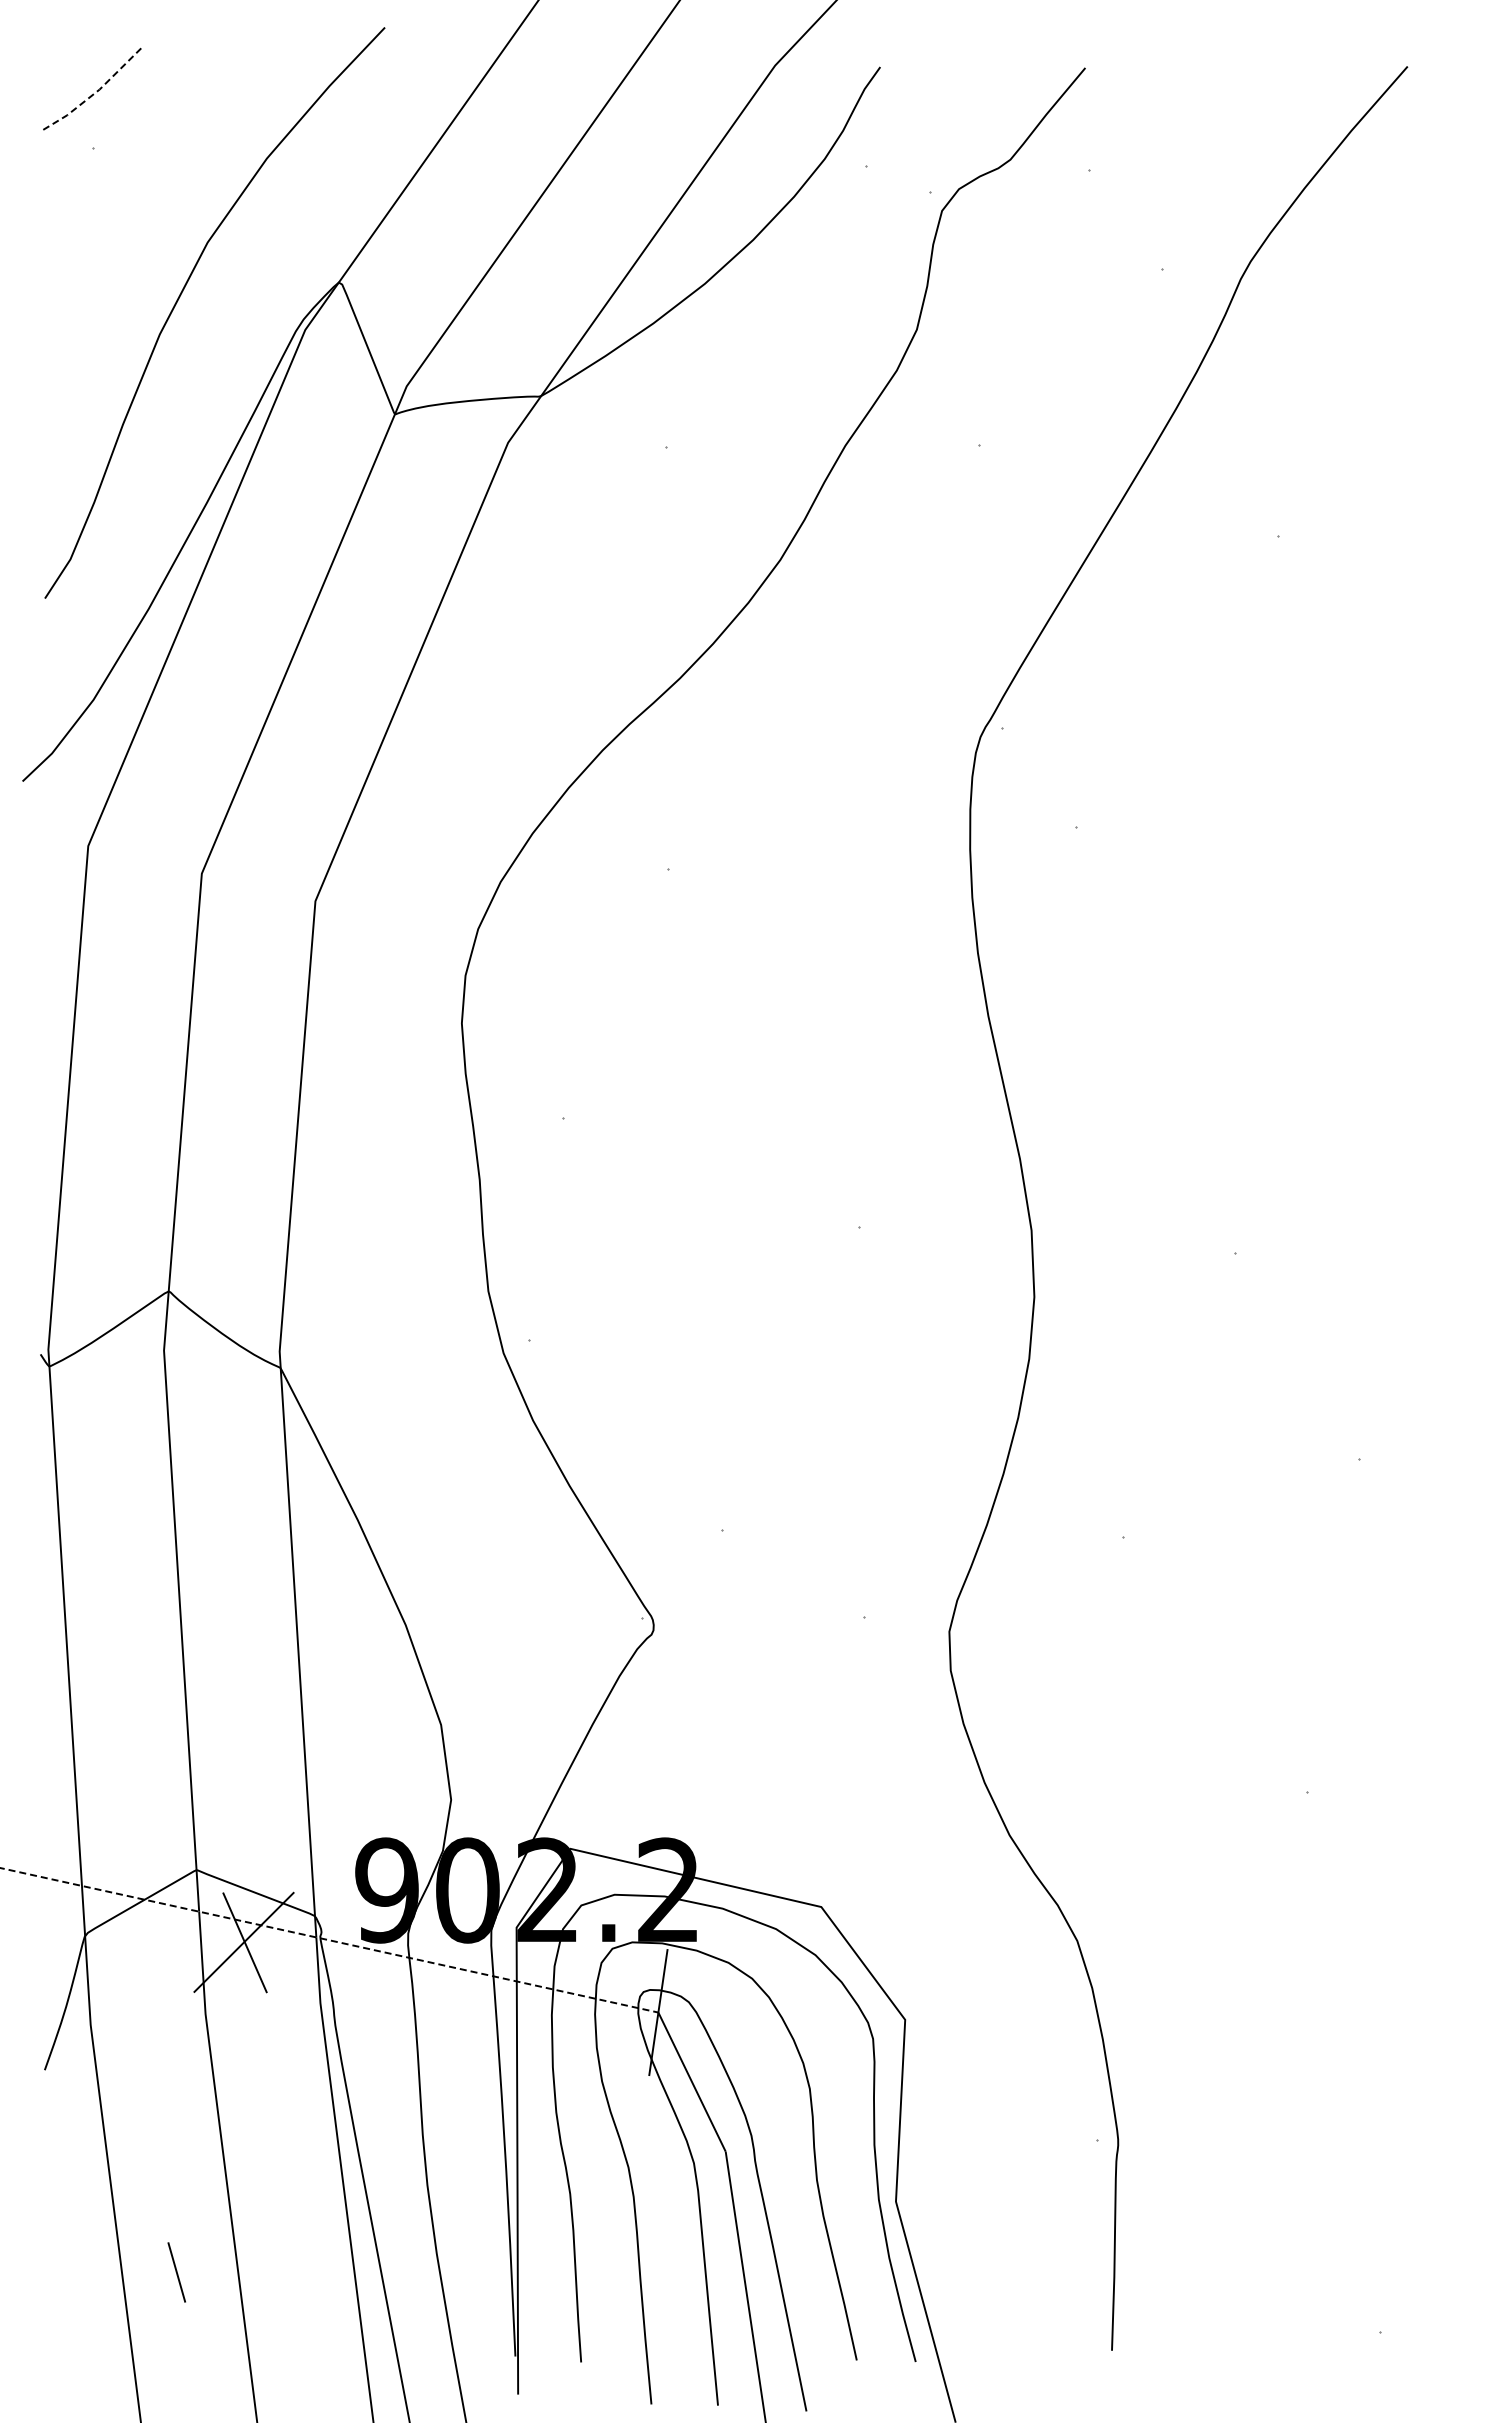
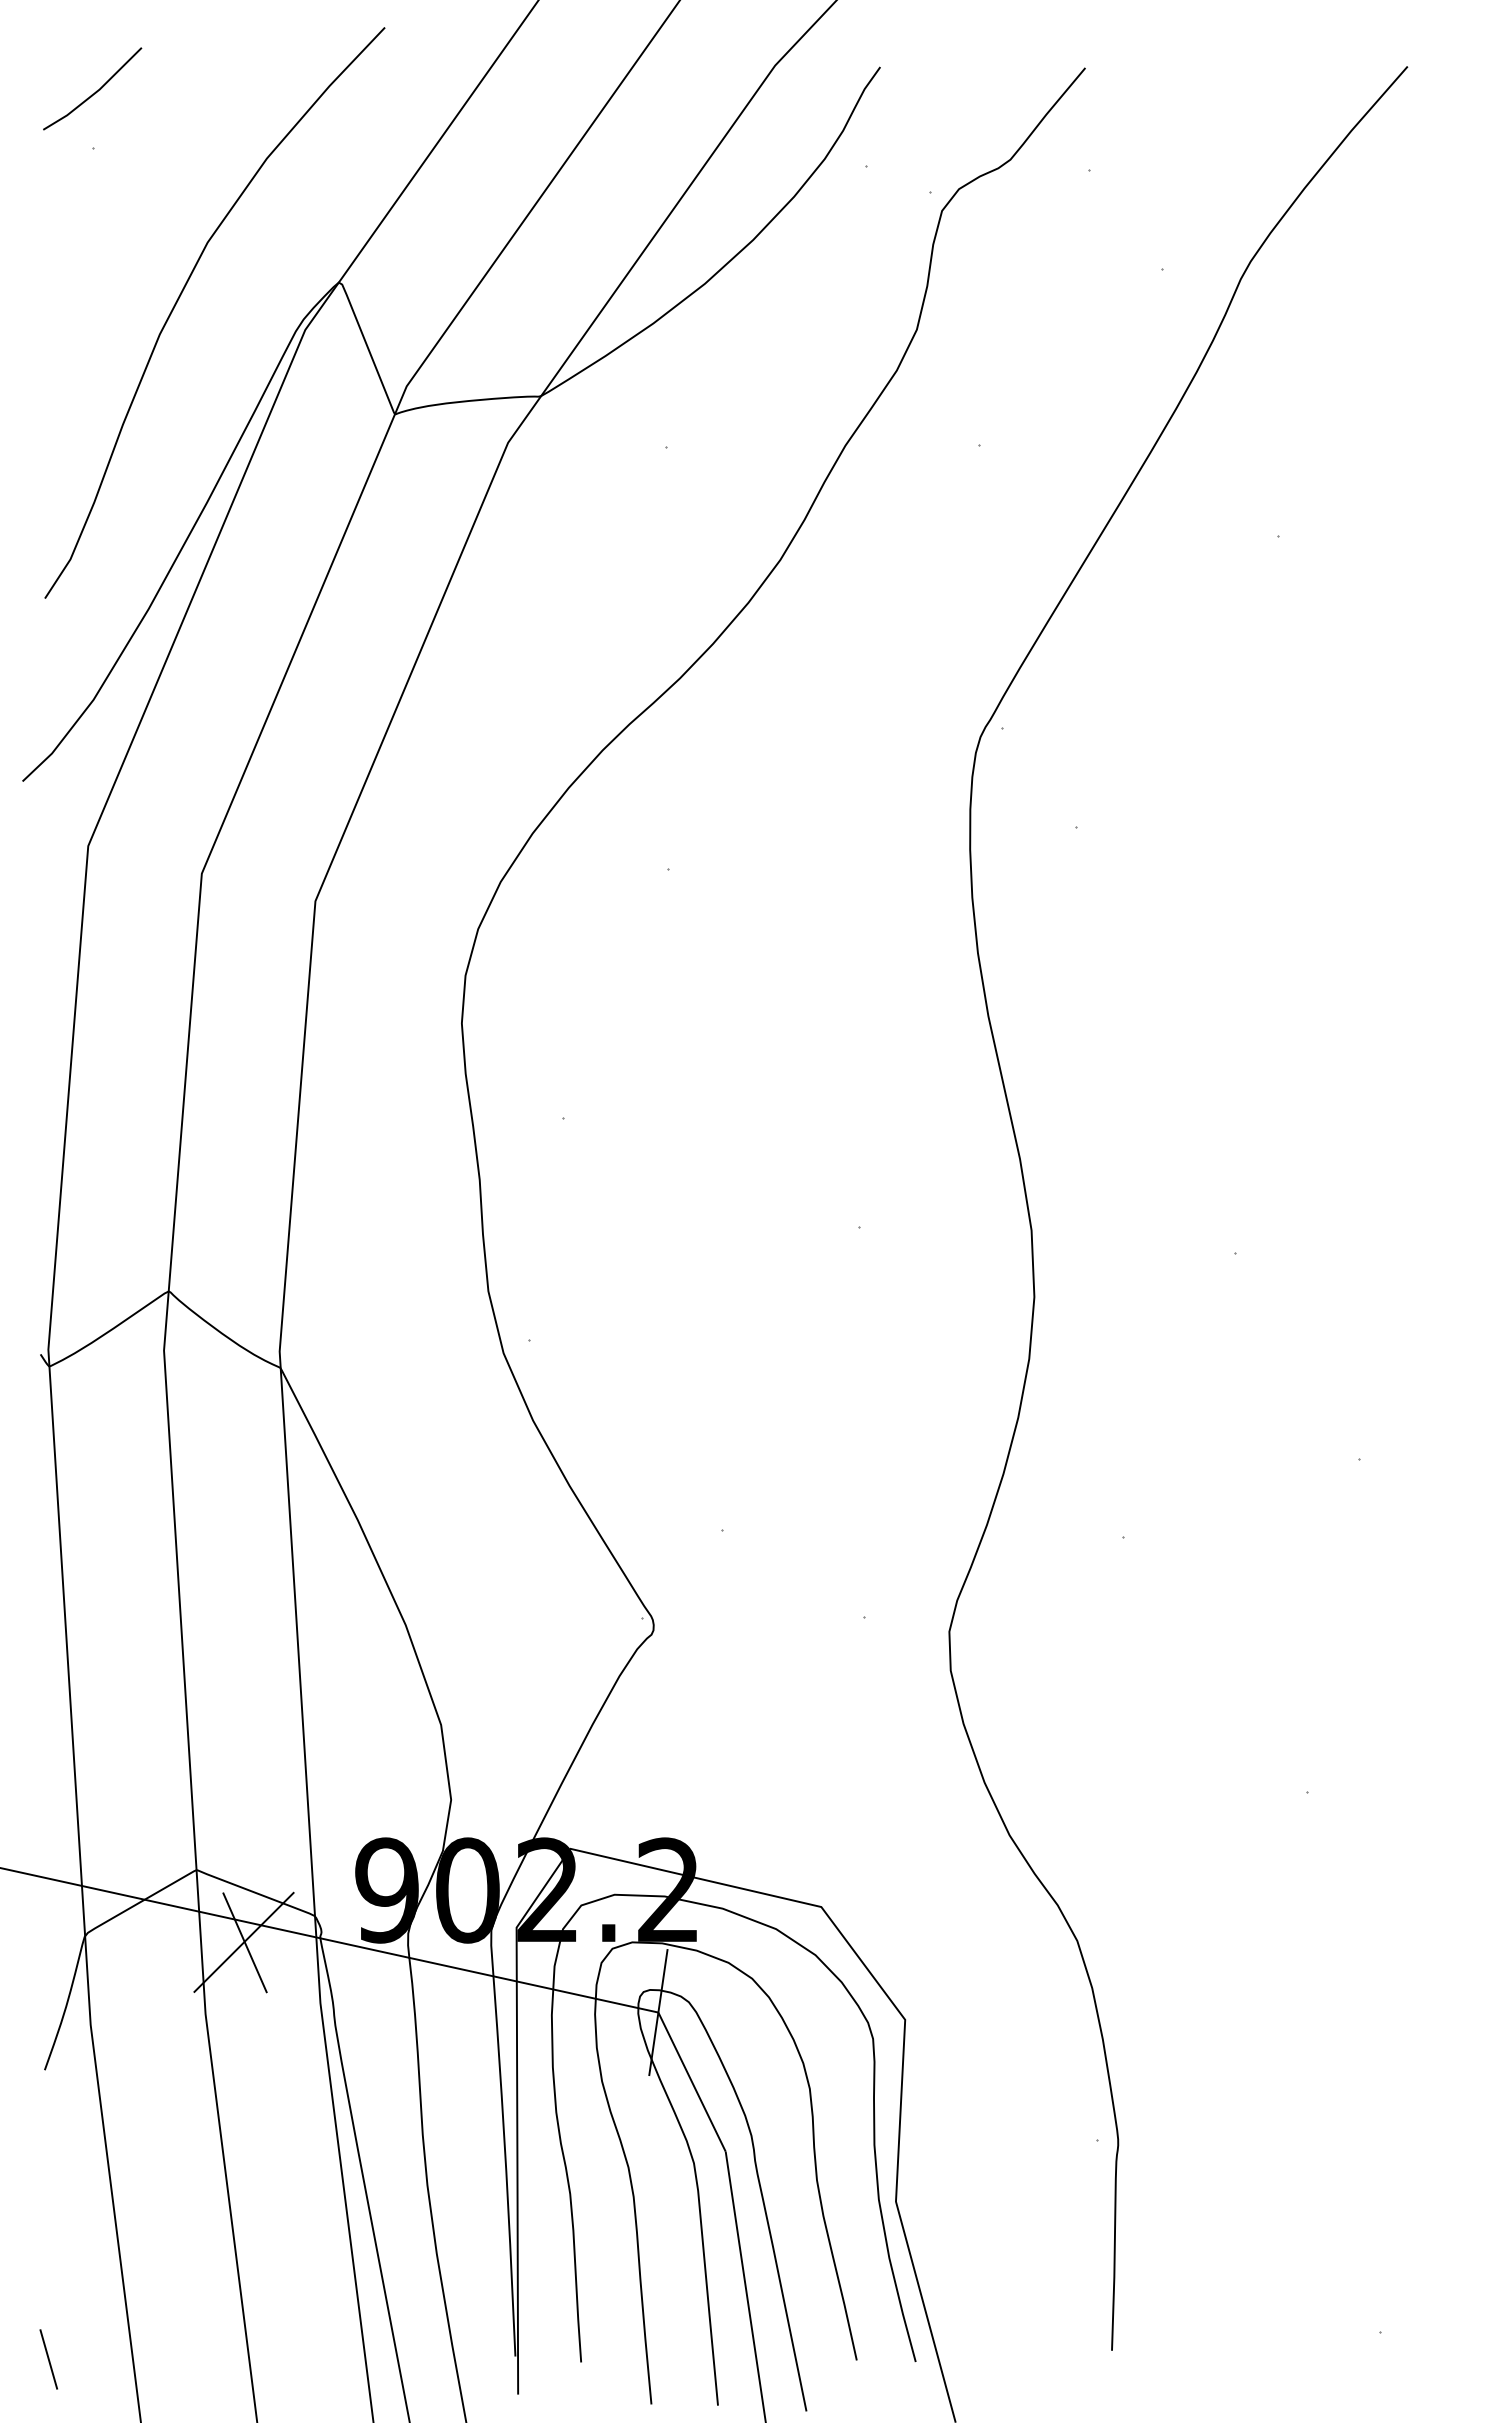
line: dashed -> solid (95, 92)
line: dashed -> solid (329, 1940)
line position: (176, 2272) -> (48, 2359) (48, 2359)
